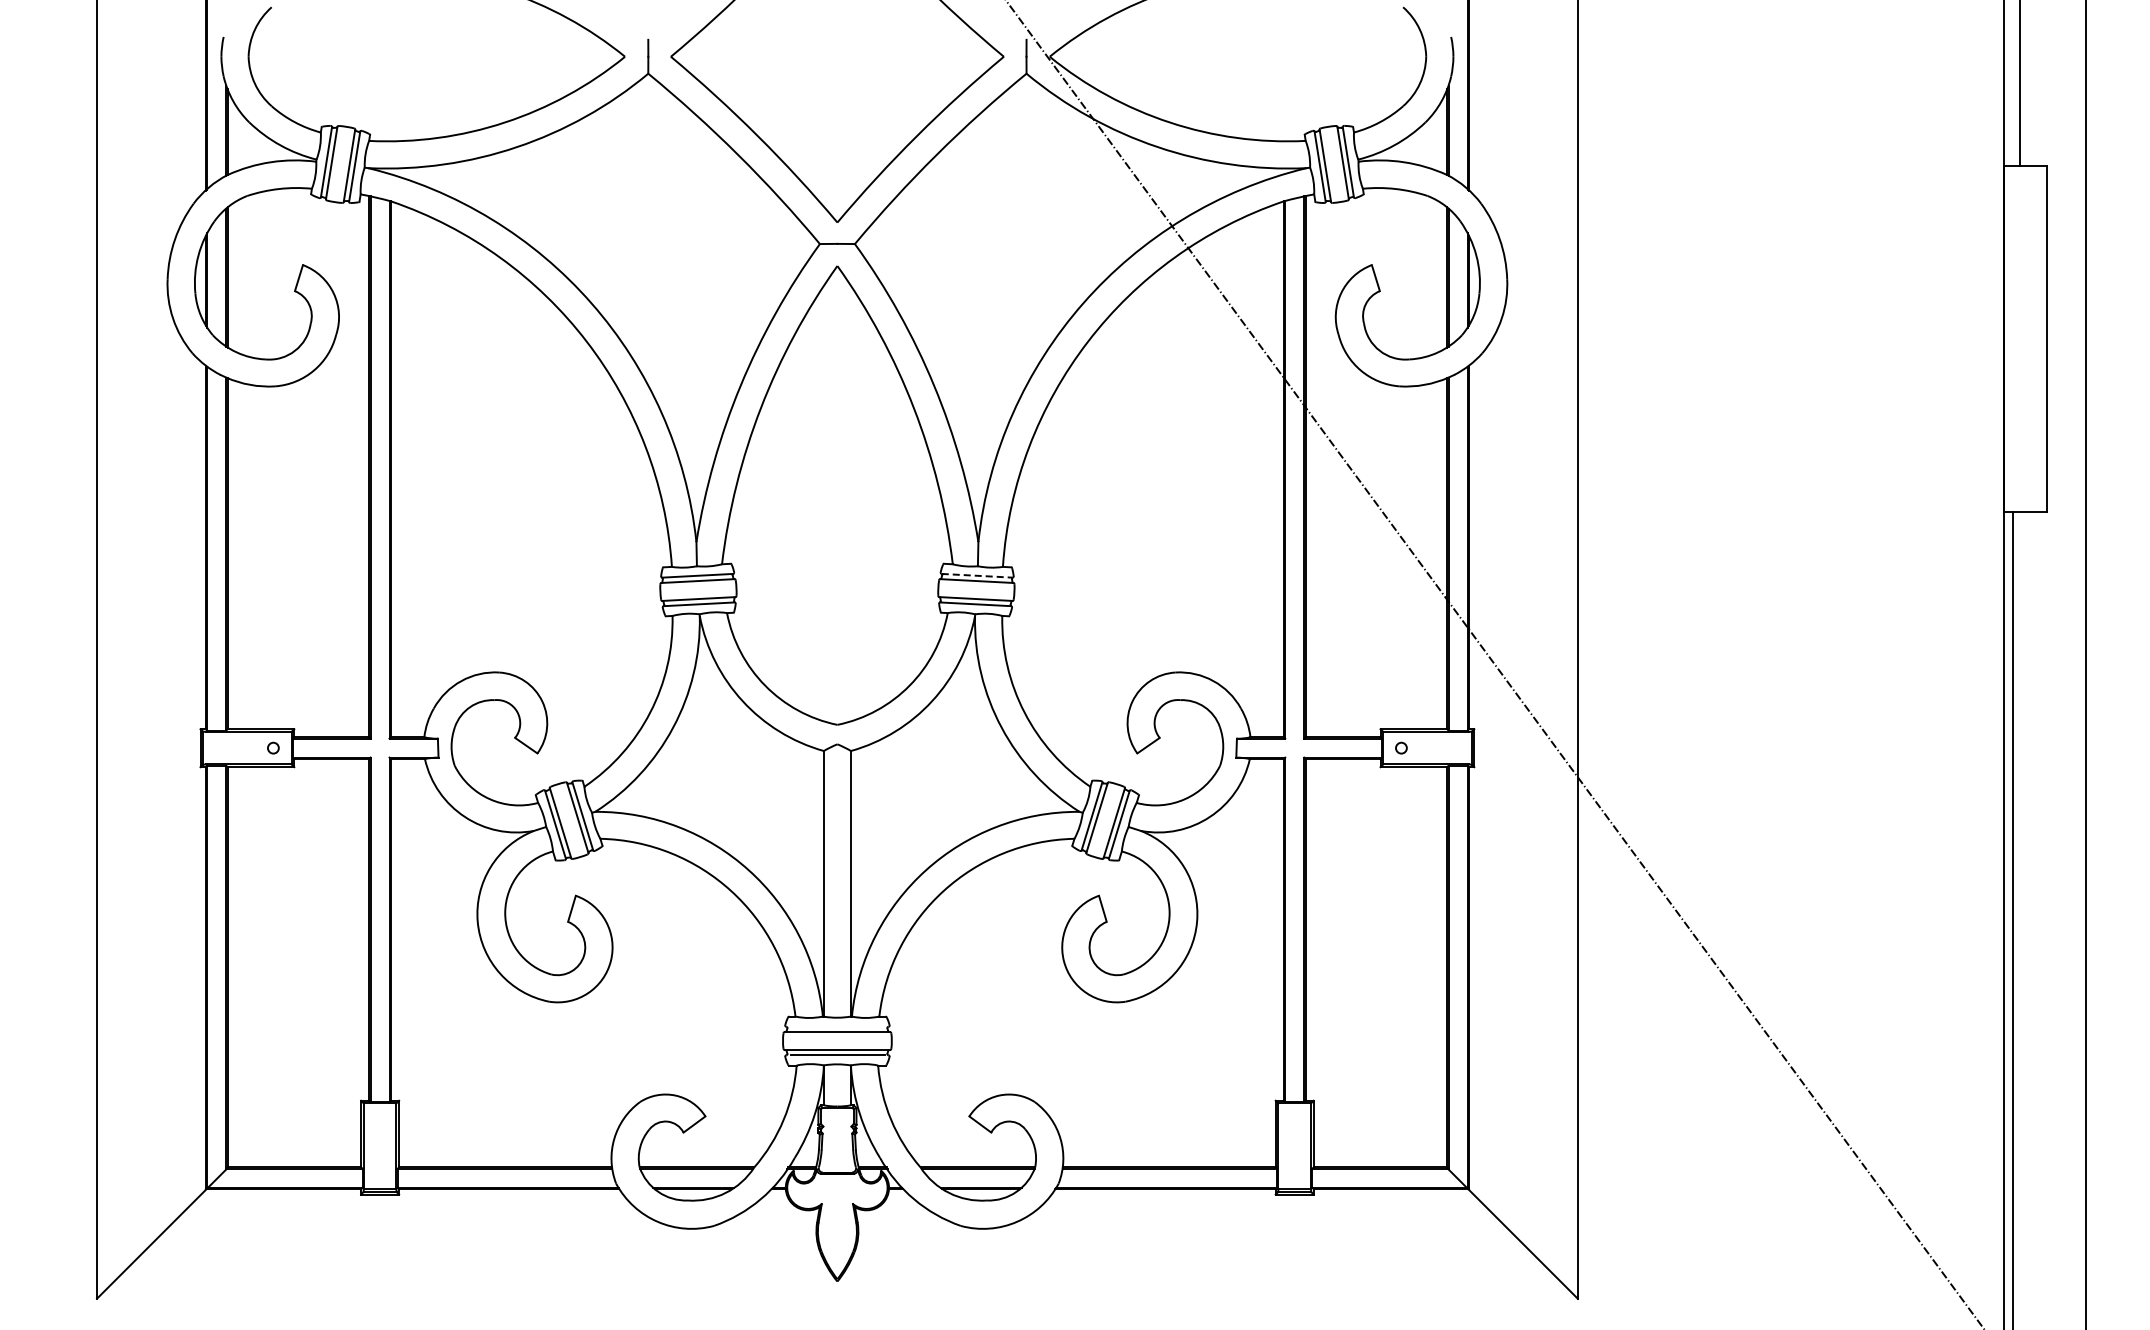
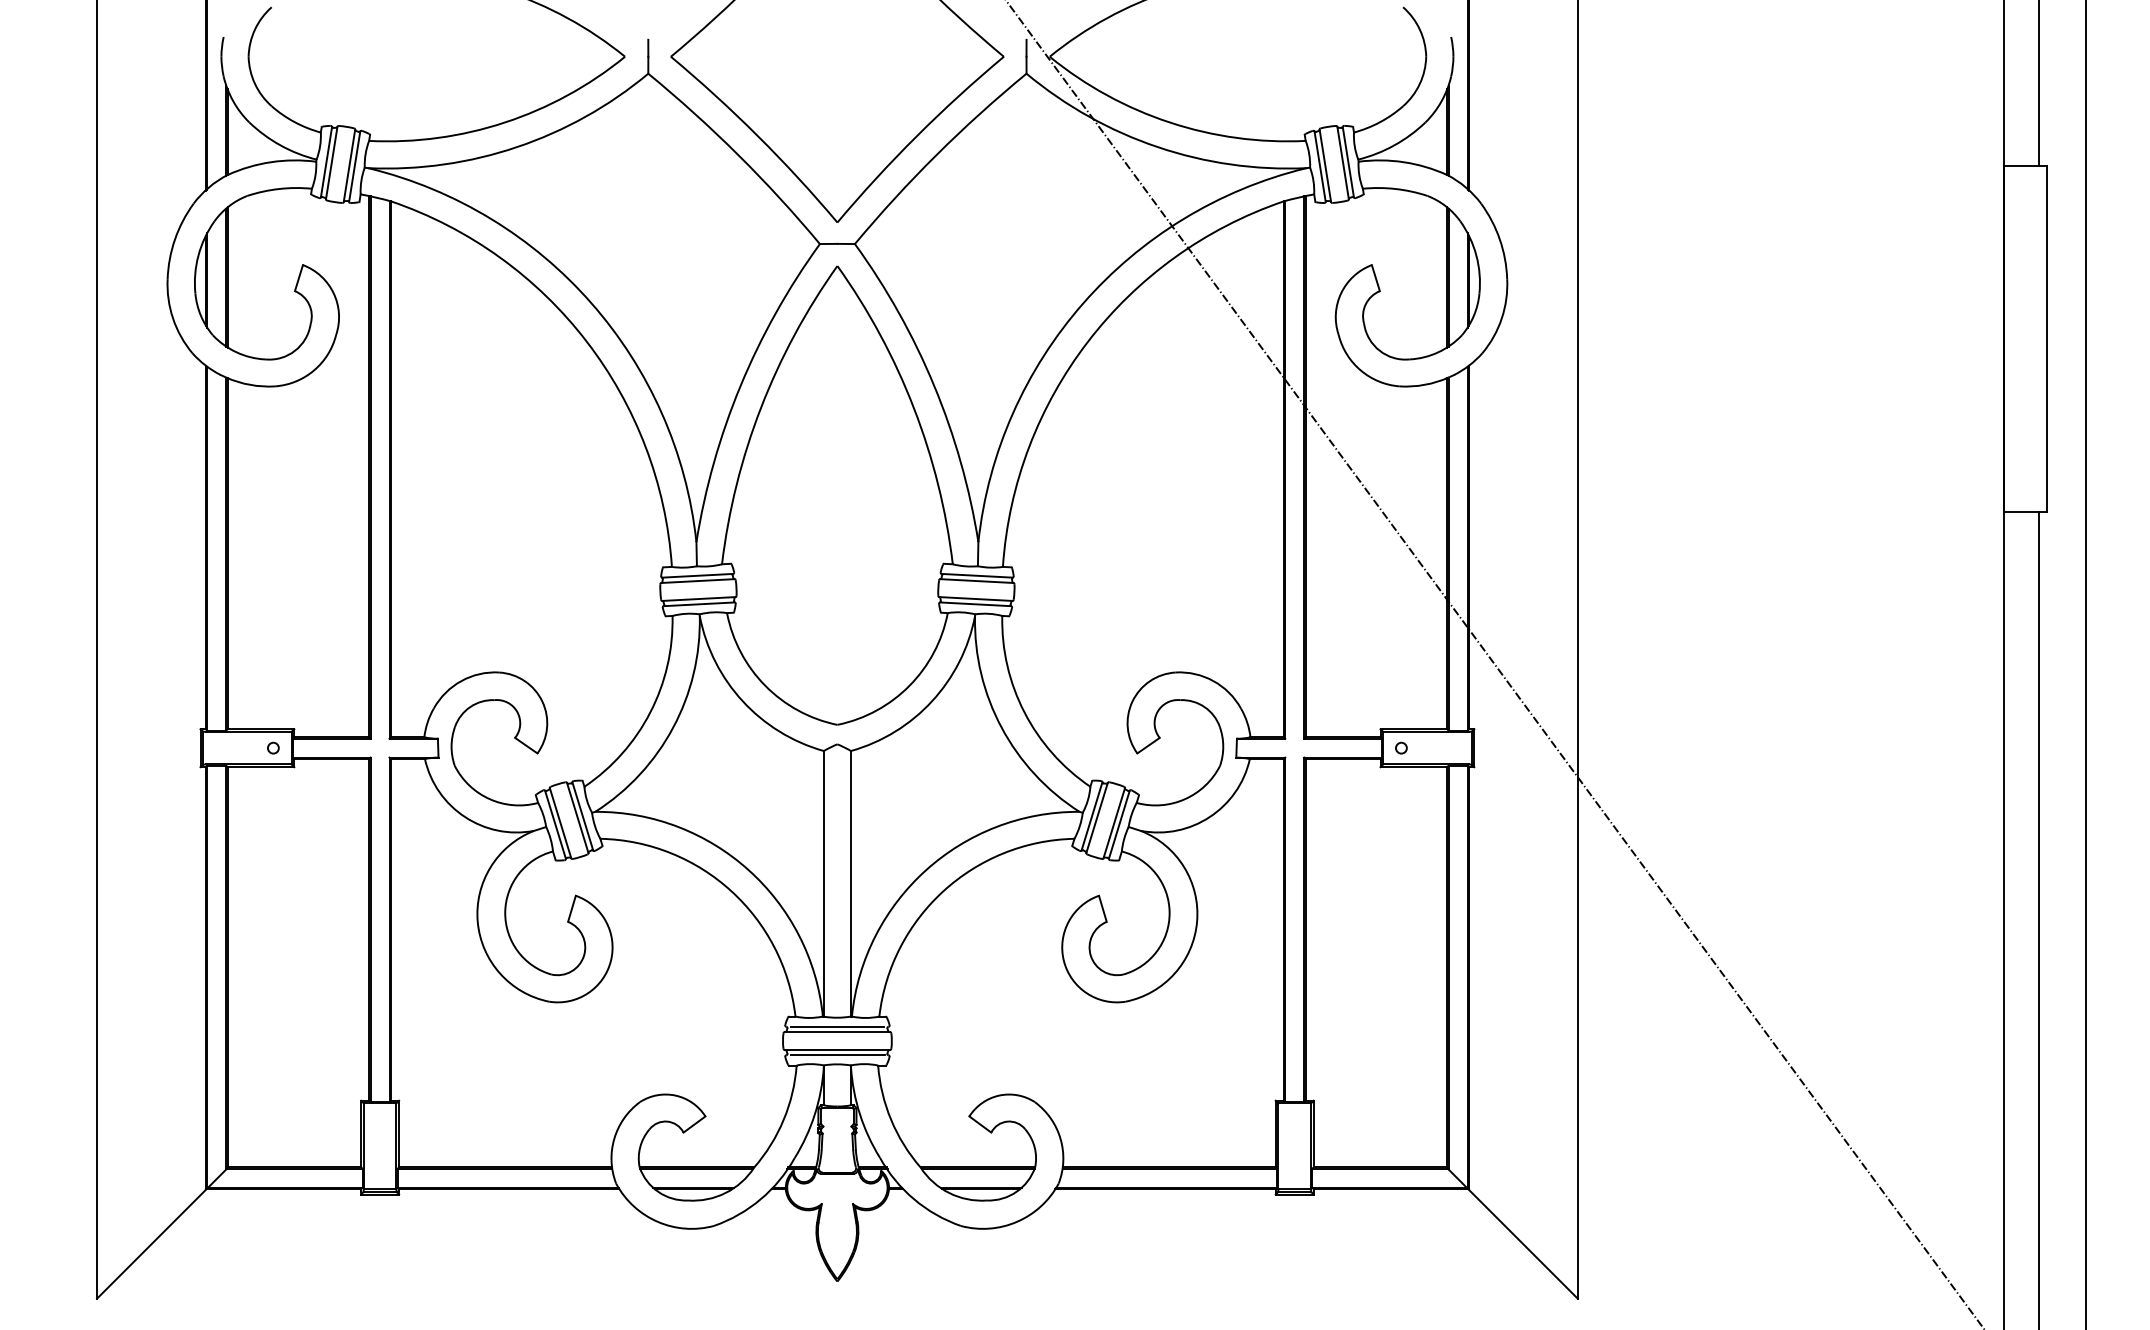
line position: (2020, 84) -> (2039, 84) (2039, 84)
line: dashed -> solid (977, 575)
line position: (2013, 919) -> (2039, 919) (2039, 919)
line: none -> present (837, 1026)
